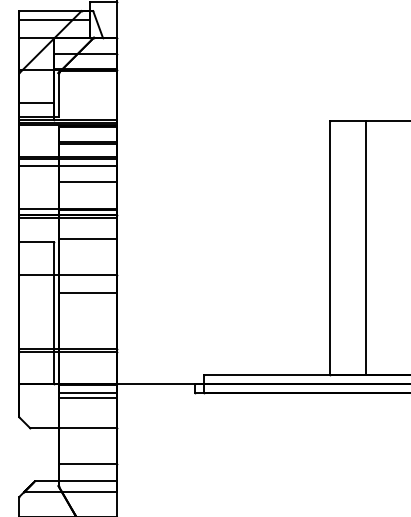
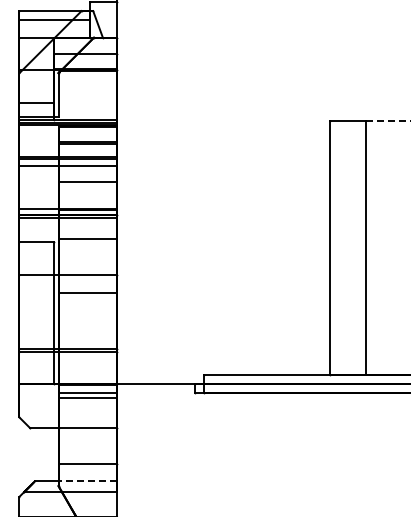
line: solid -> dashed (388, 121)
line: solid -> dashed (87, 481)
